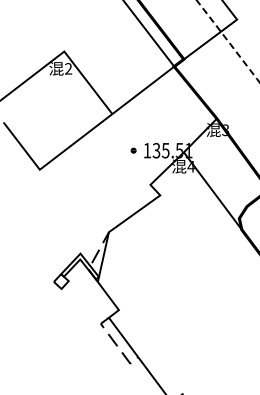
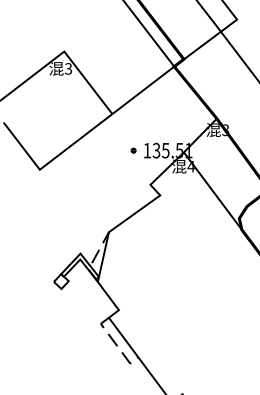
arc: dashed -> solid (228, 41)
text: 2 -> 3 (68, 68)
